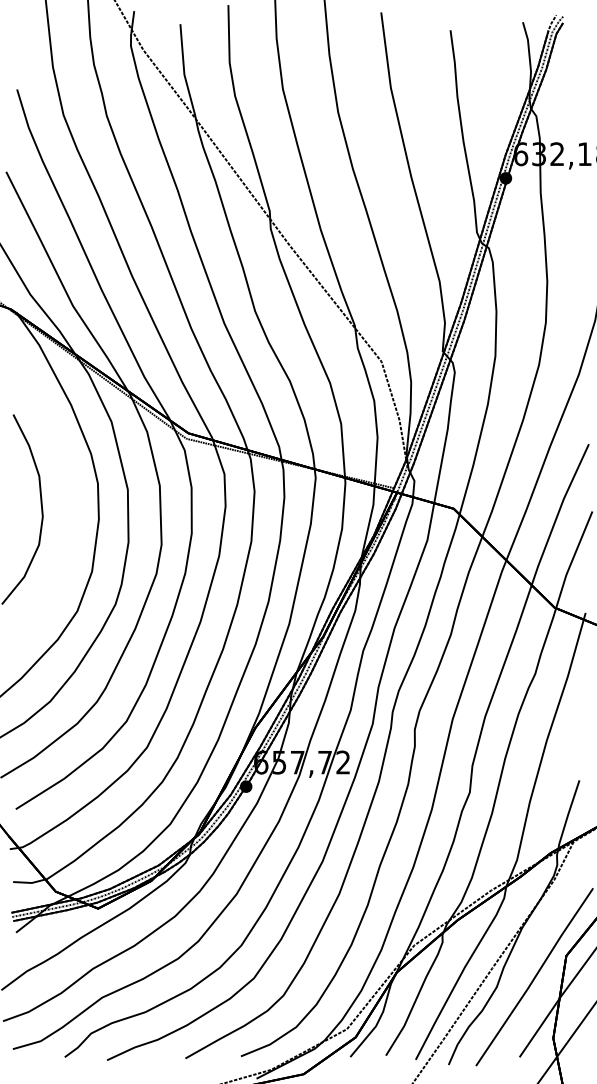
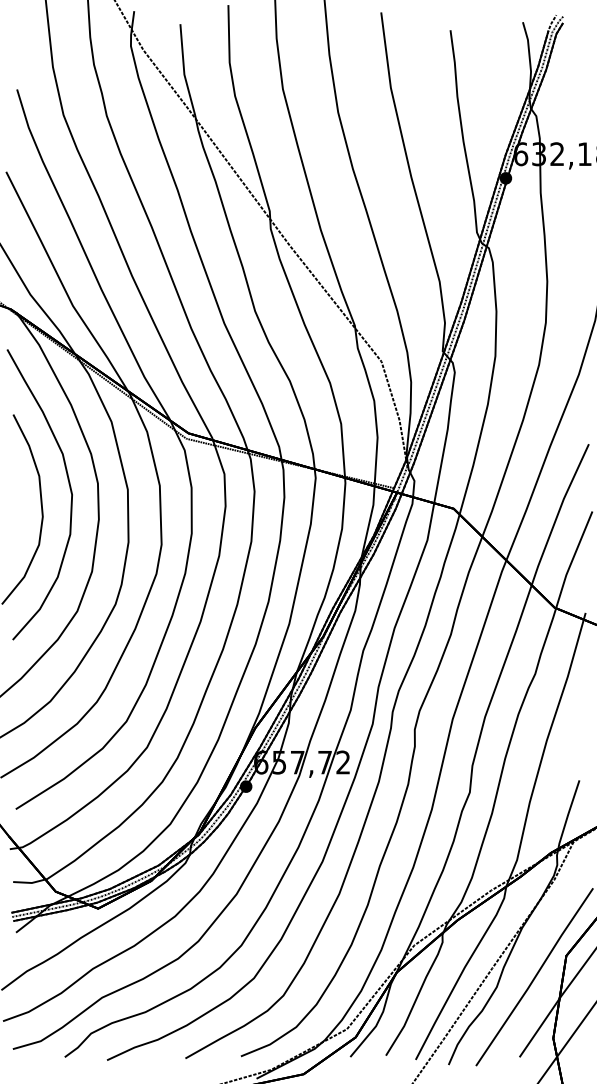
curve: none -> present (69, 488)
